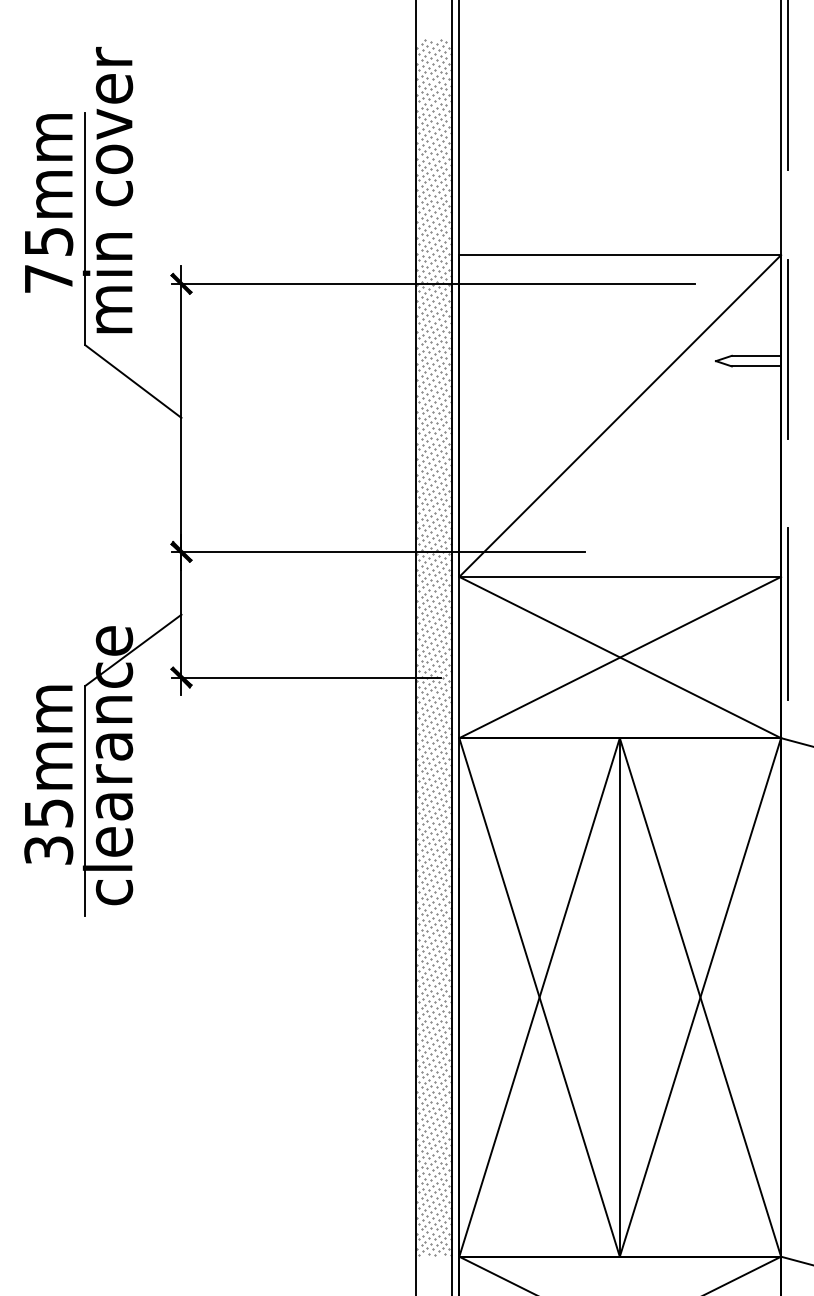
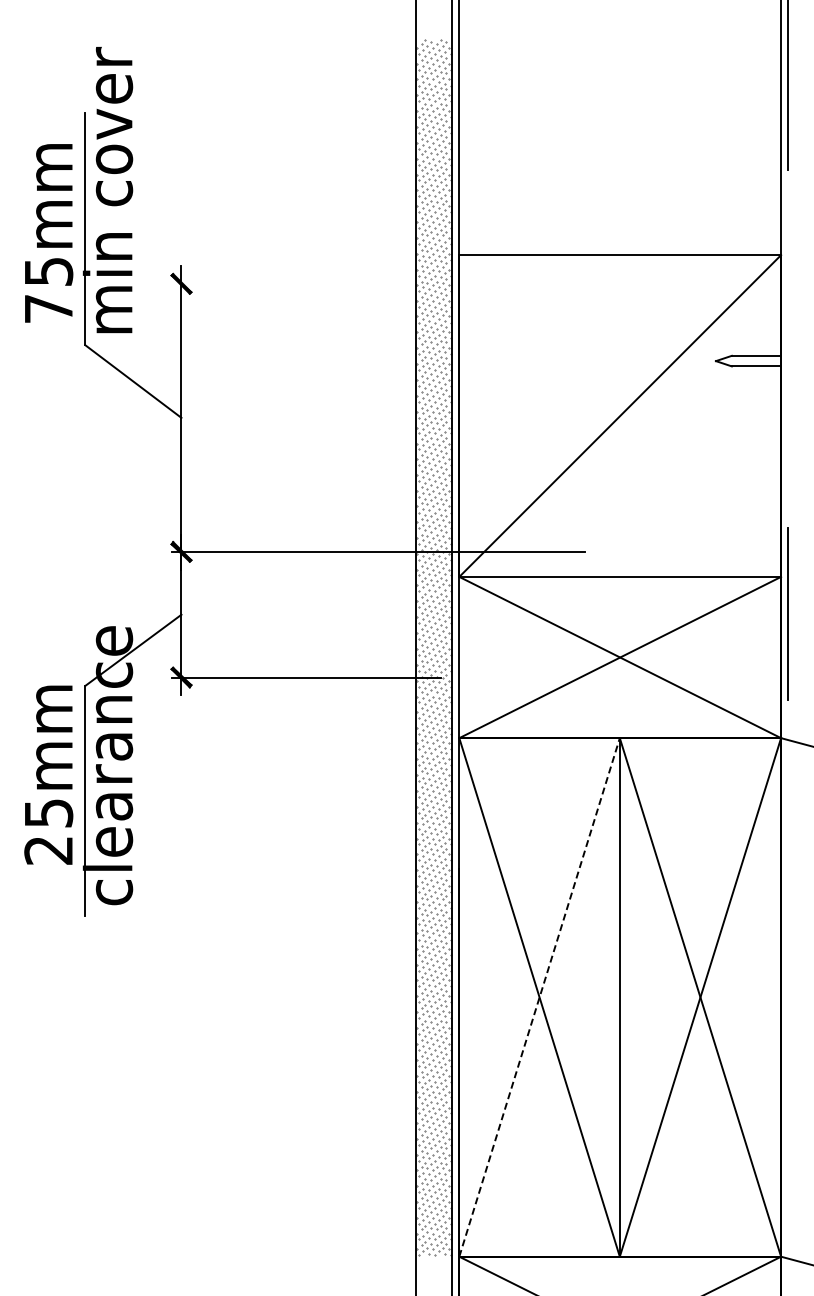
text position: (49, 203) -> (49, 233) (49, 233)
line: present -> none (433, 283)
line: present -> none (787, 349)
text: 35mm -> 25mm (48, 850)
line: solid -> dashed (539, 996)
